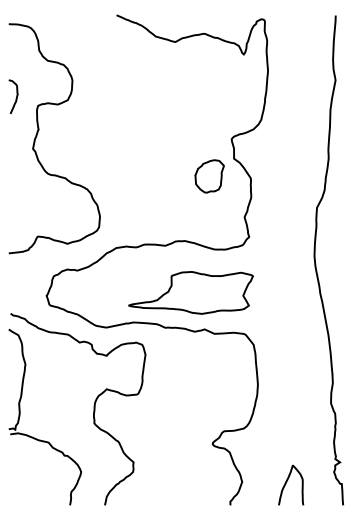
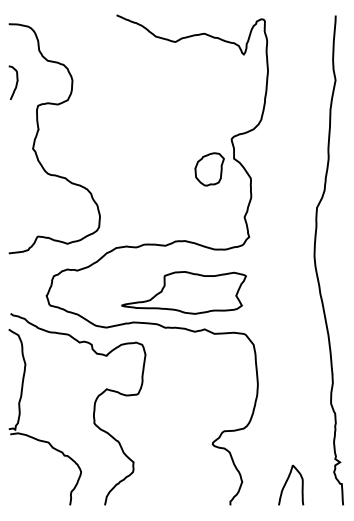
curve position: (15, 98) -> (15, 84) (15, 84)
part position: (209, 176) -> (209, 169) (209, 169)
part position: (190, 292) -> (183, 292) (183, 292)
